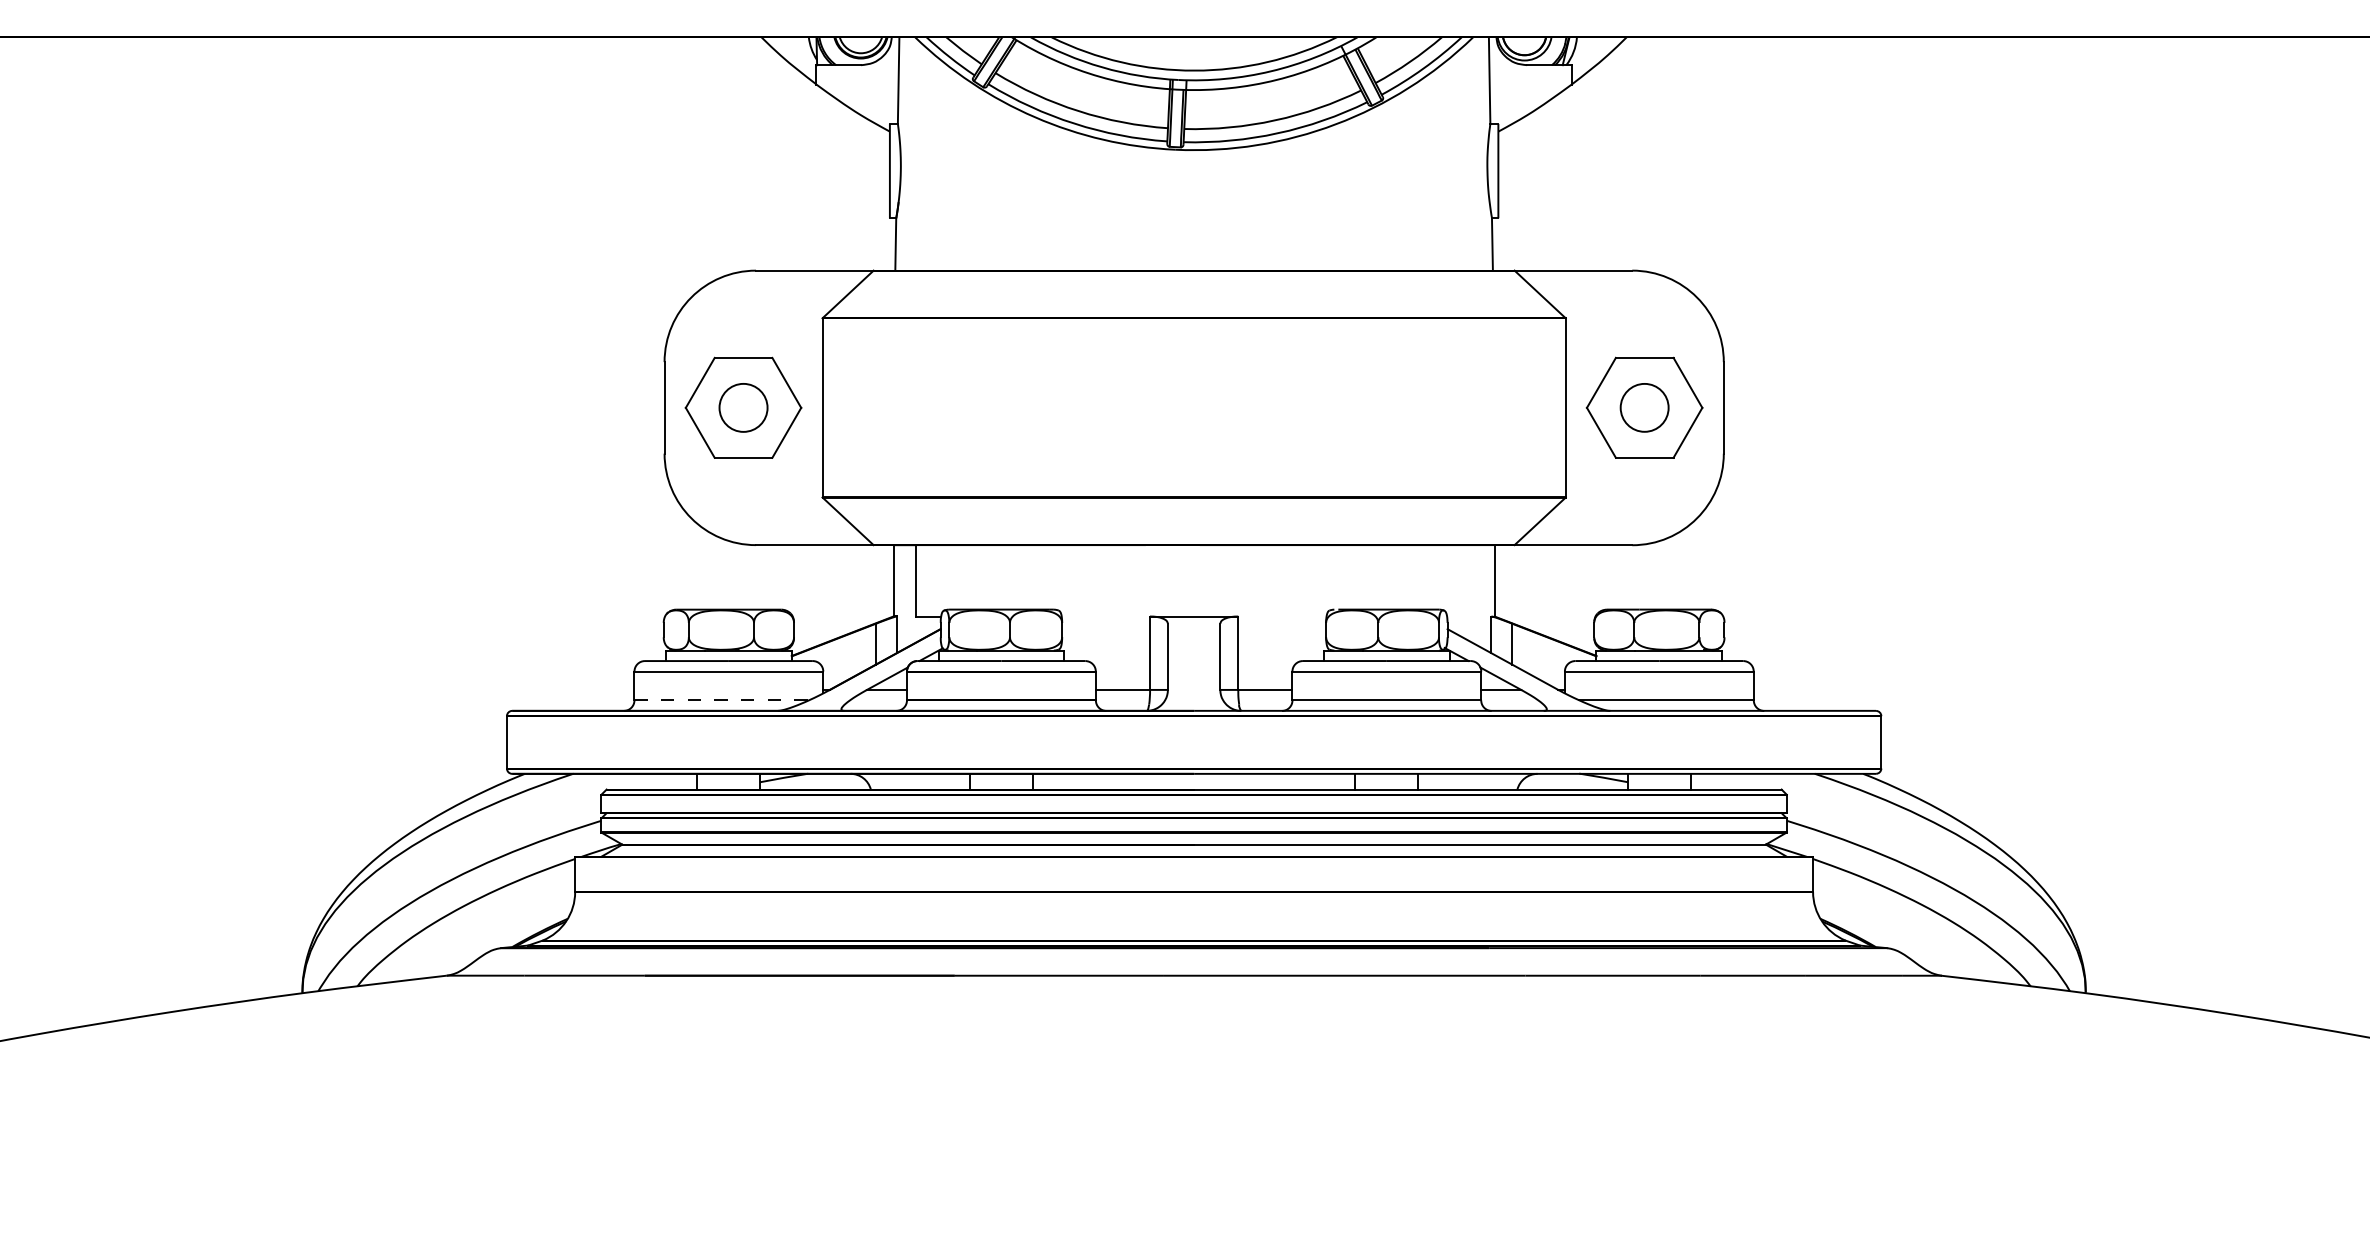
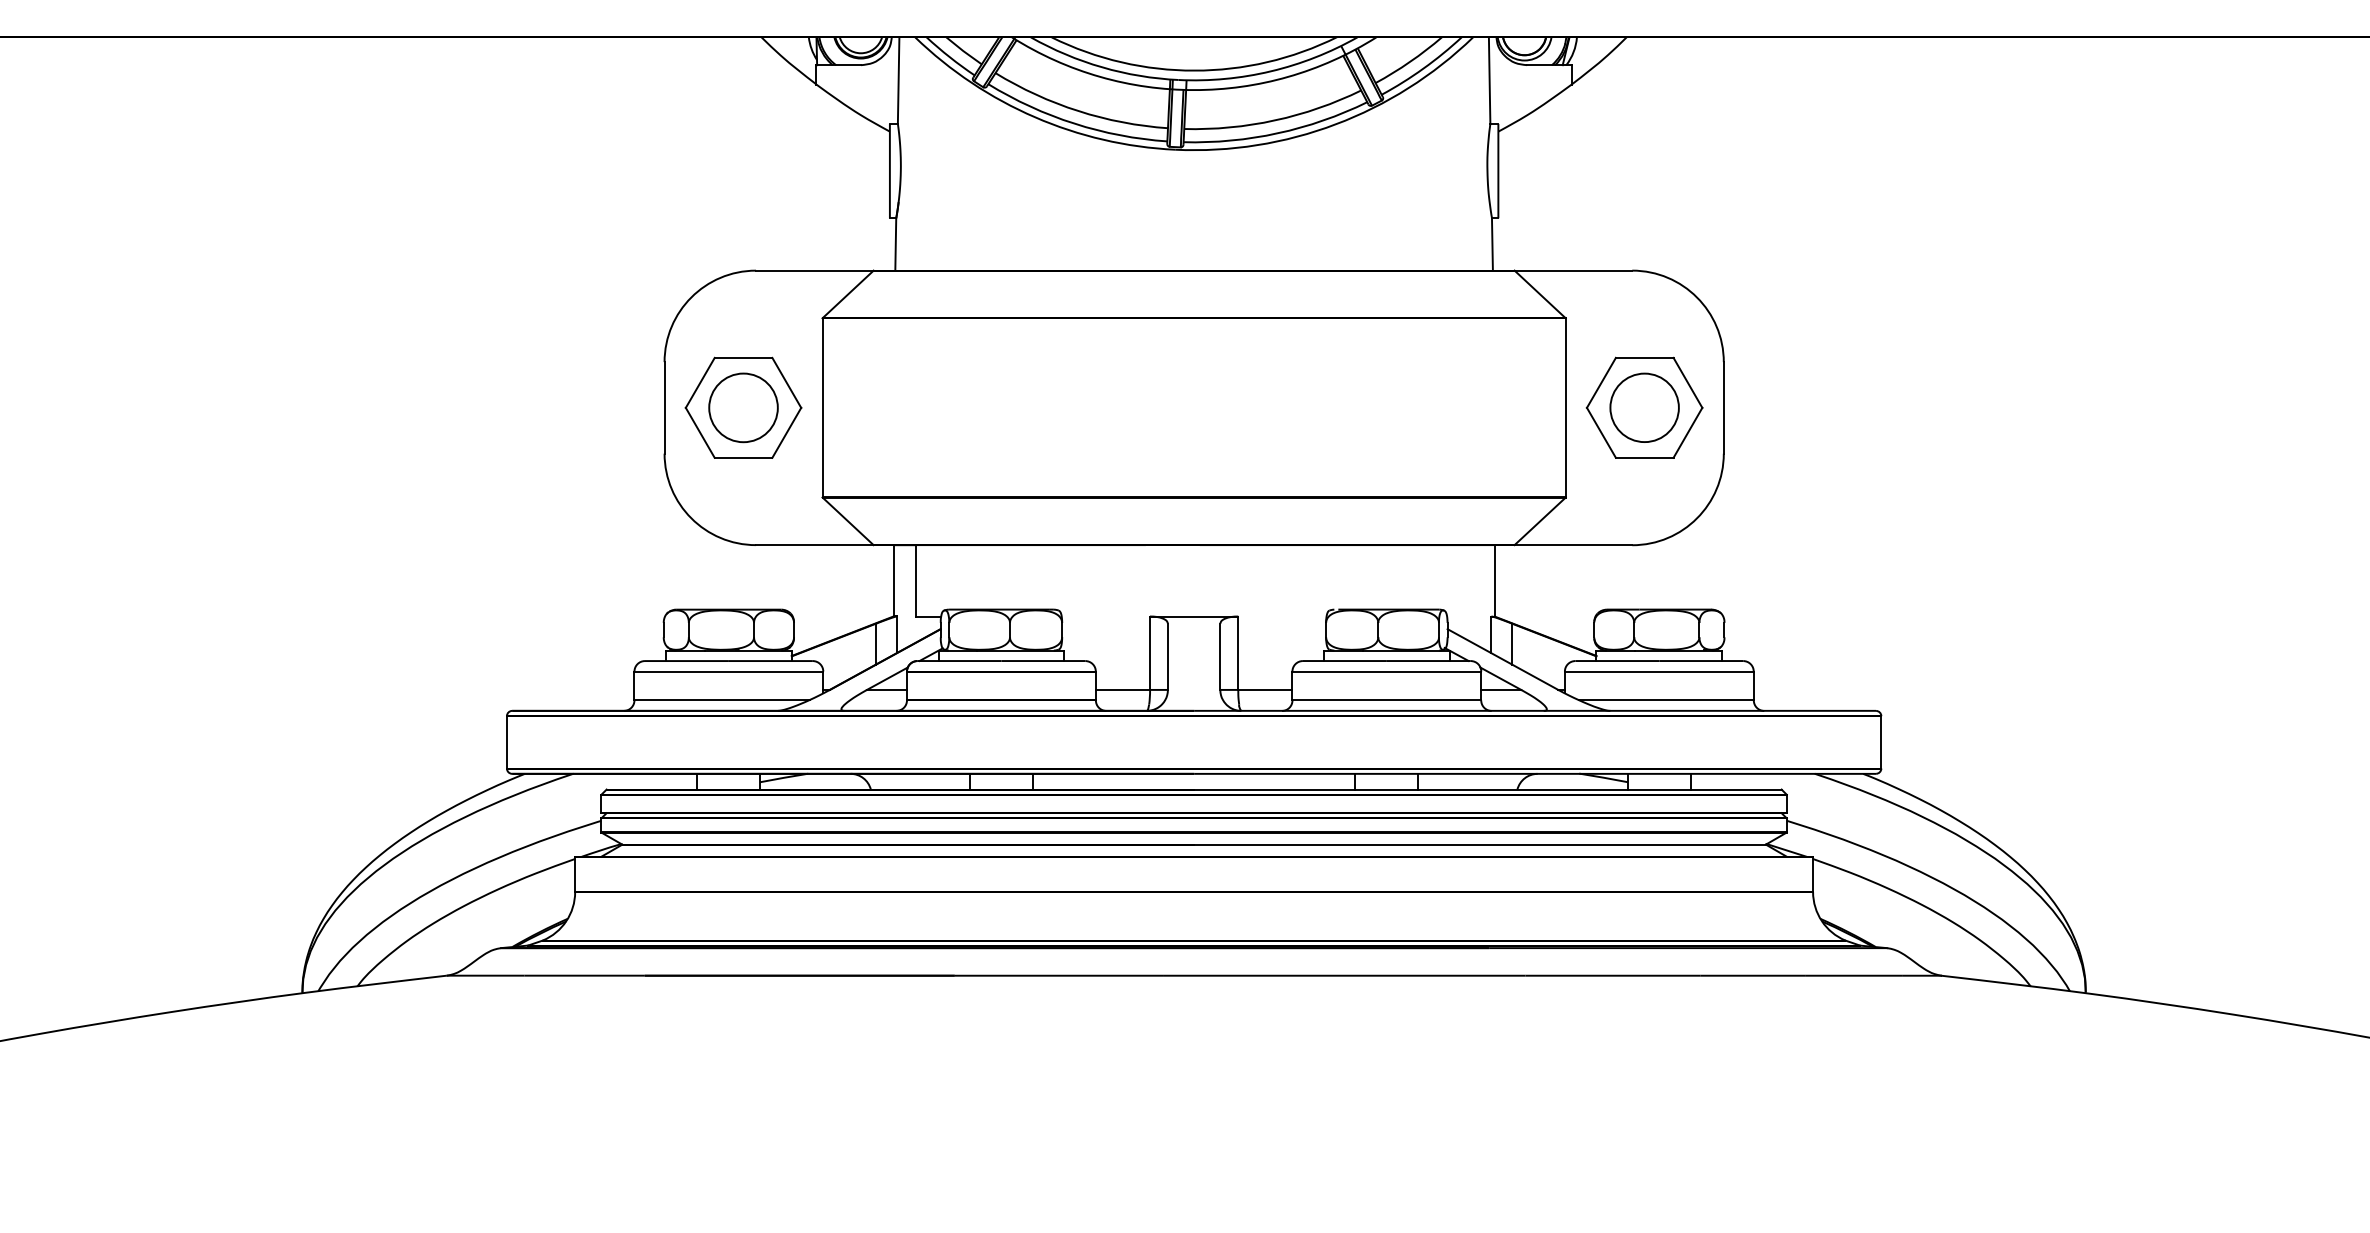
circle diameter: 48 px -> 69 px (743, 407)
circle diameter: 48 px -> 68 px (1644, 407)
line: dashed -> solid (722, 700)
